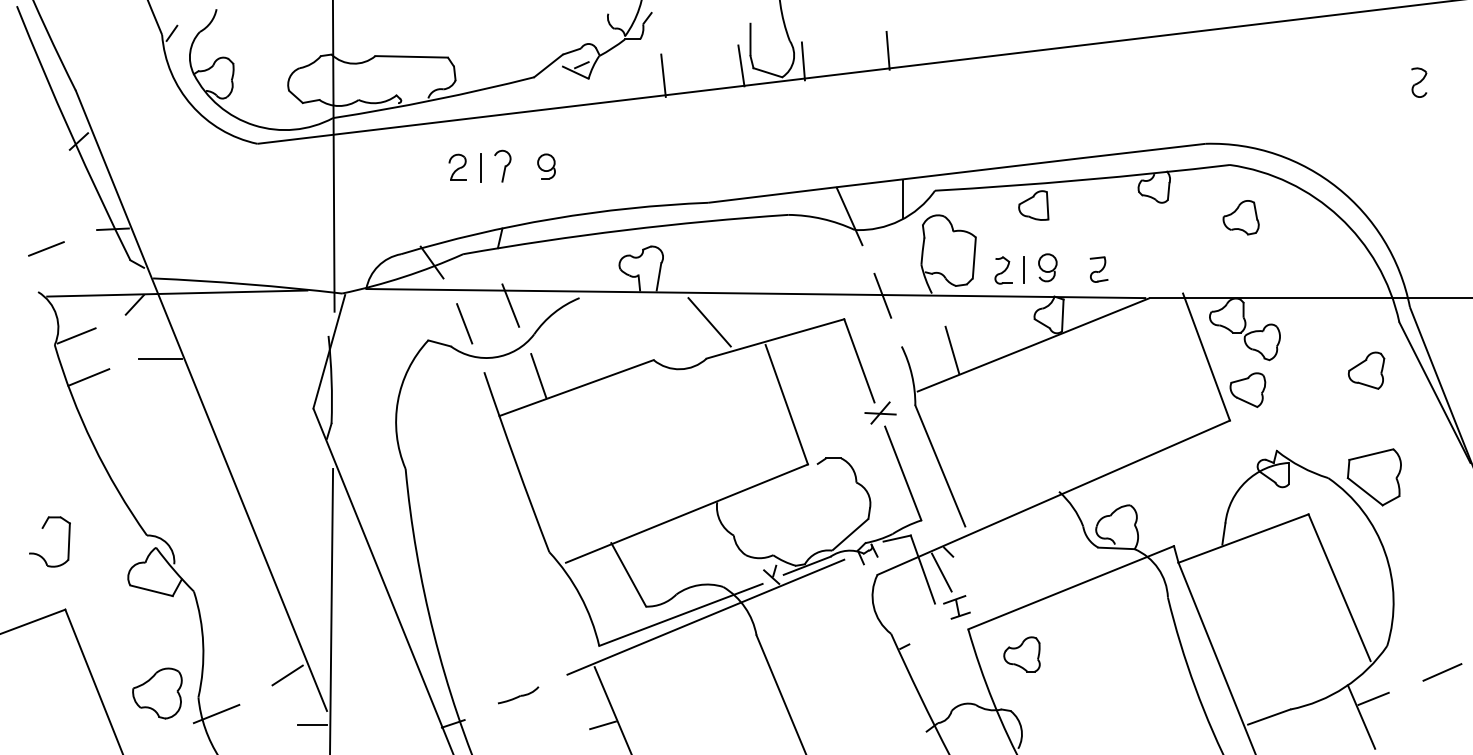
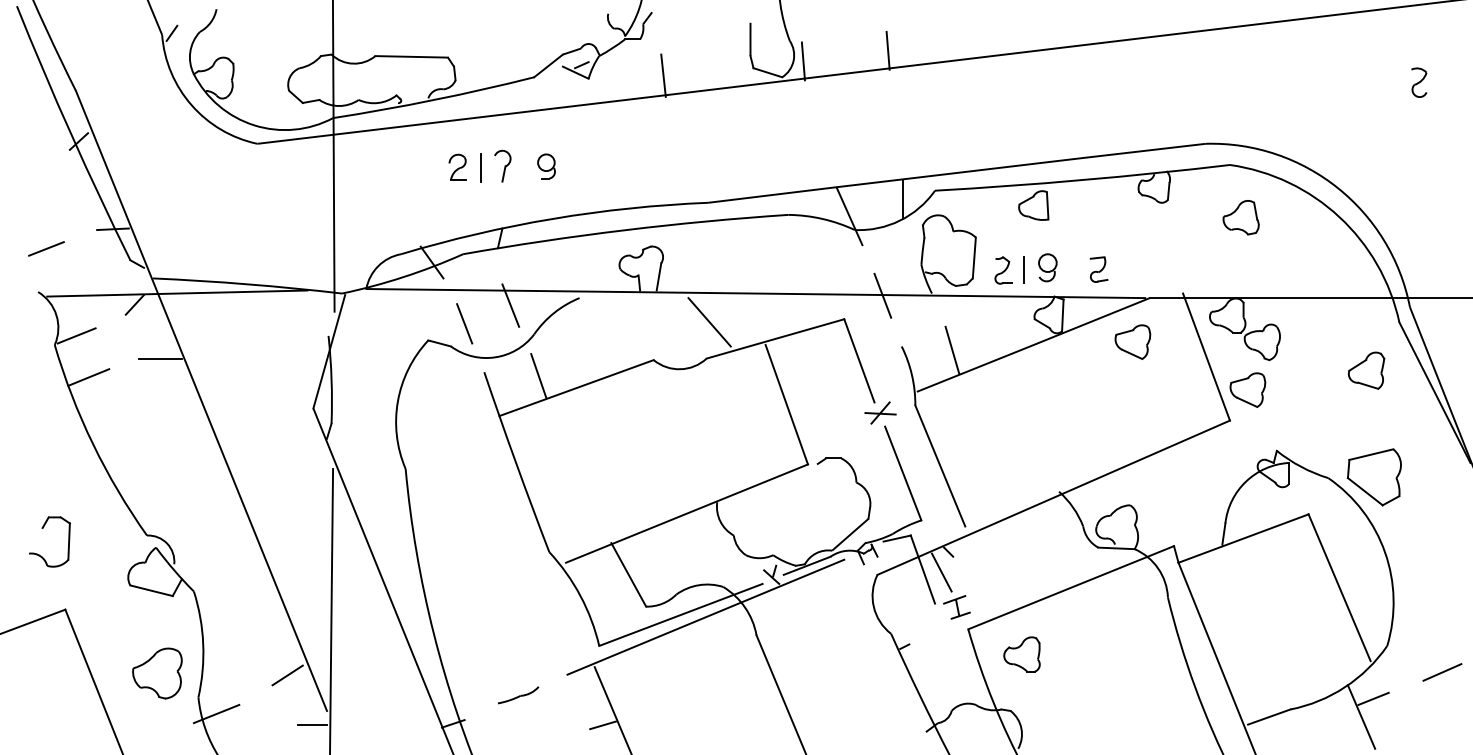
line: present -> none (741, 65)
part: none -> present (1132, 341)
part position: (157, 693) -> (157, 673) (157, 673)
